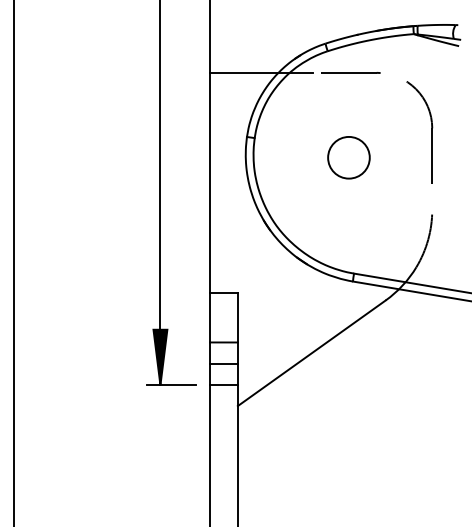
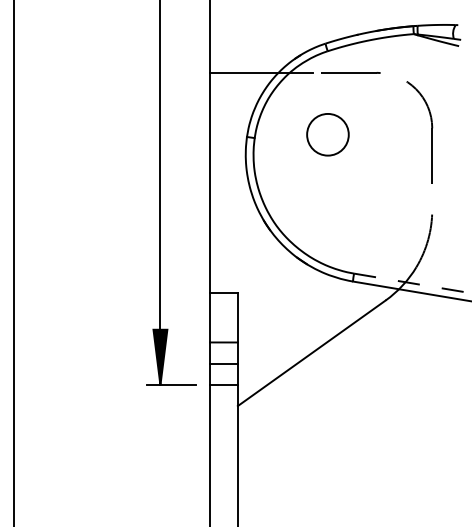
circle position: (348, 157) -> (327, 134) (327, 134)
line: solid -> dashed (413, 283)
